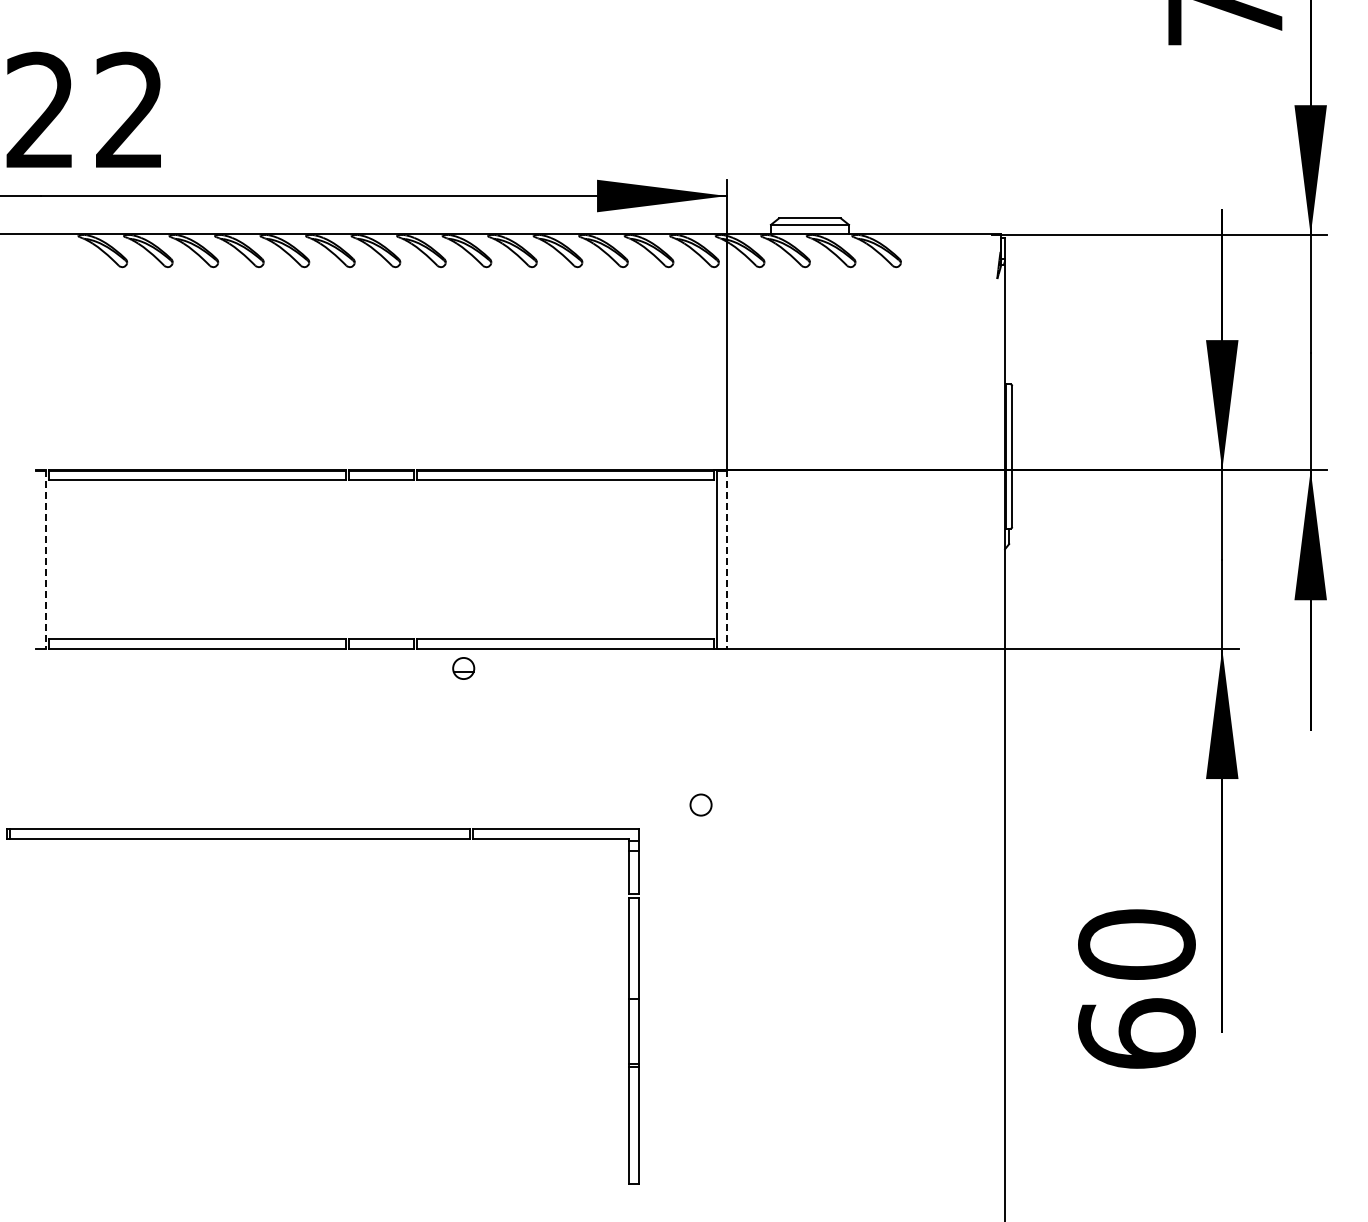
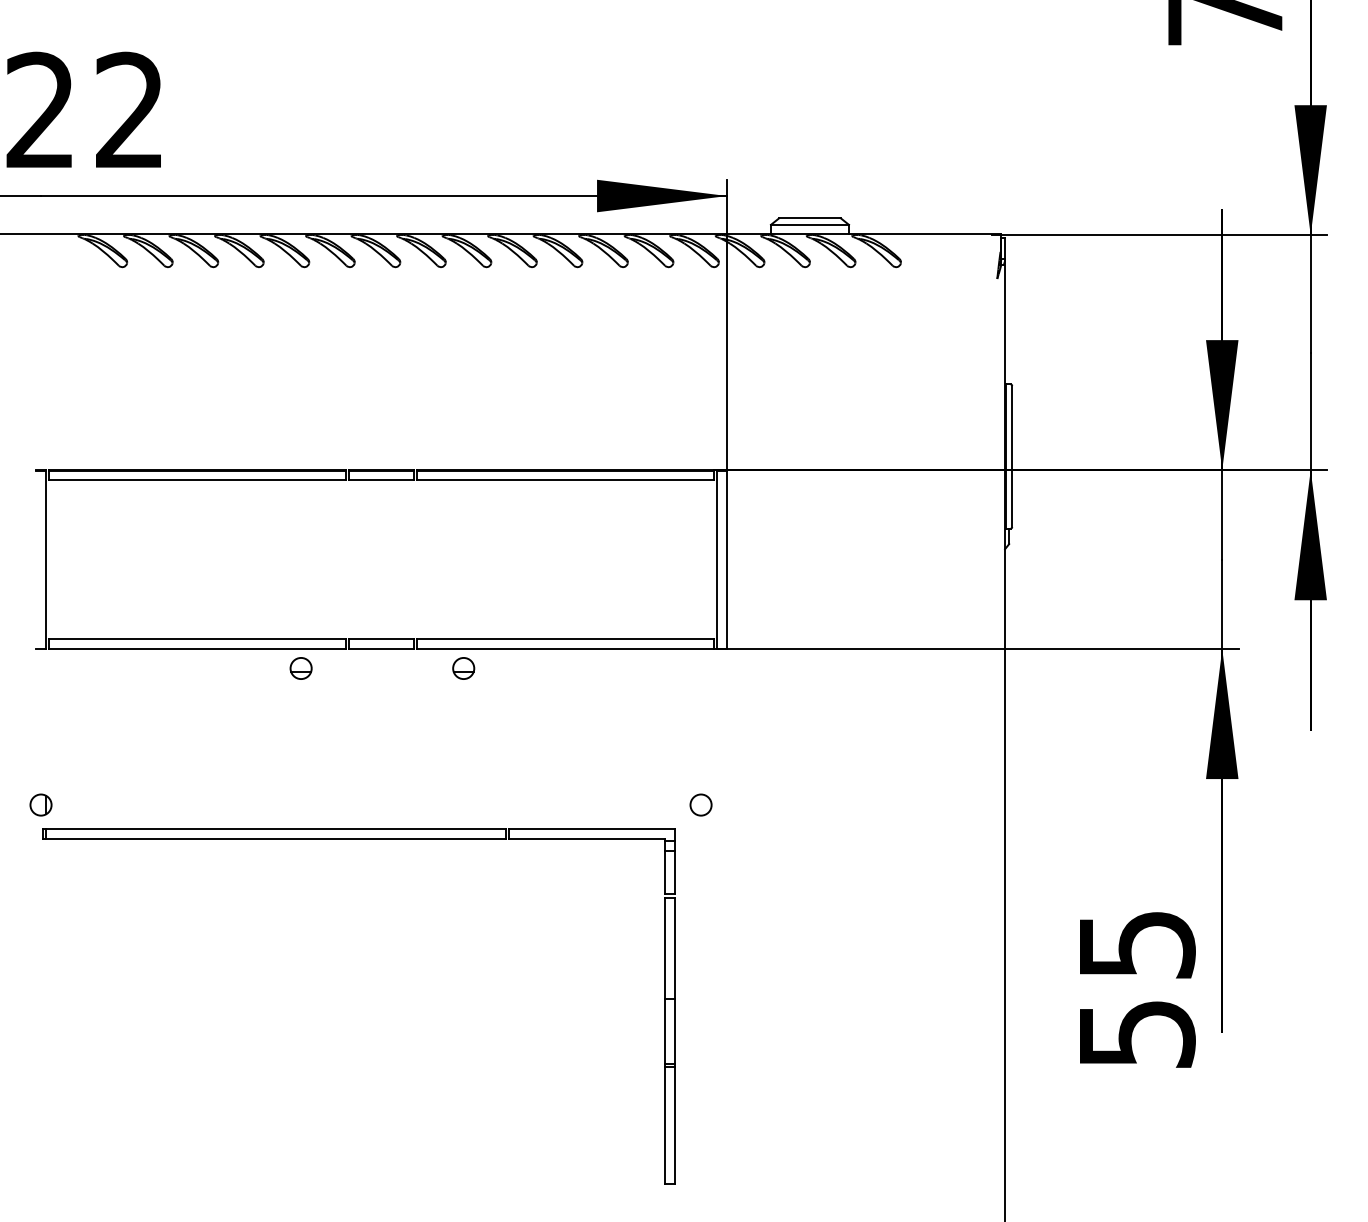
line: dashed -> solid (45, 560)
line: dashed -> solid (727, 560)
part: none -> present (300, 668)
part: none -> present (40, 804)
part position: (322, 839) -> (358, 839) (358, 839)
text: 60 -> 55 (1136, 988)
